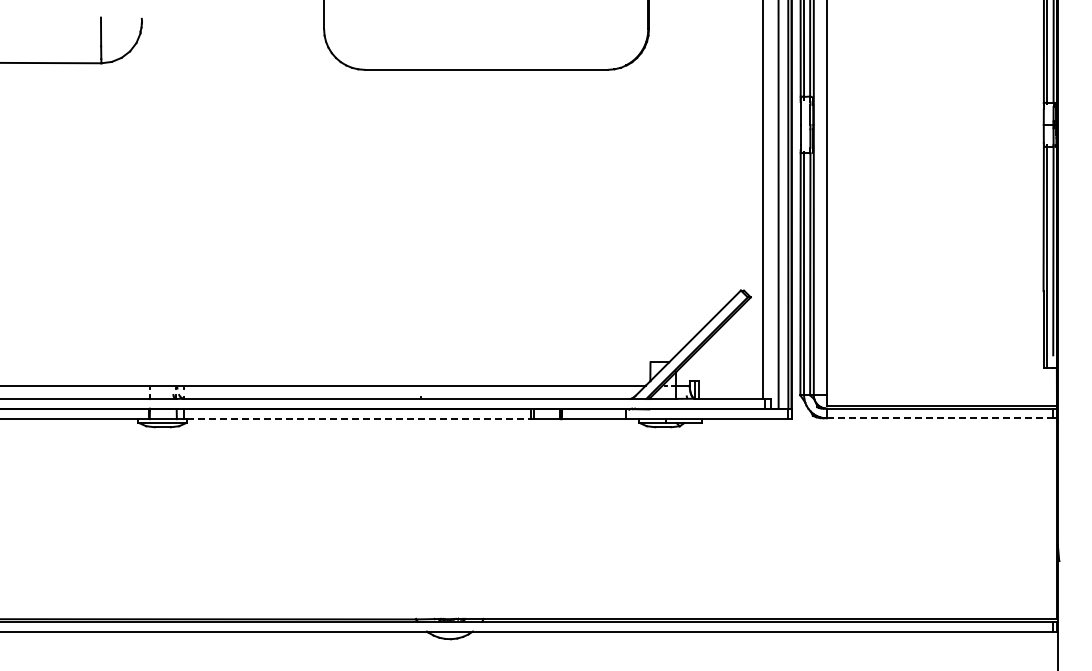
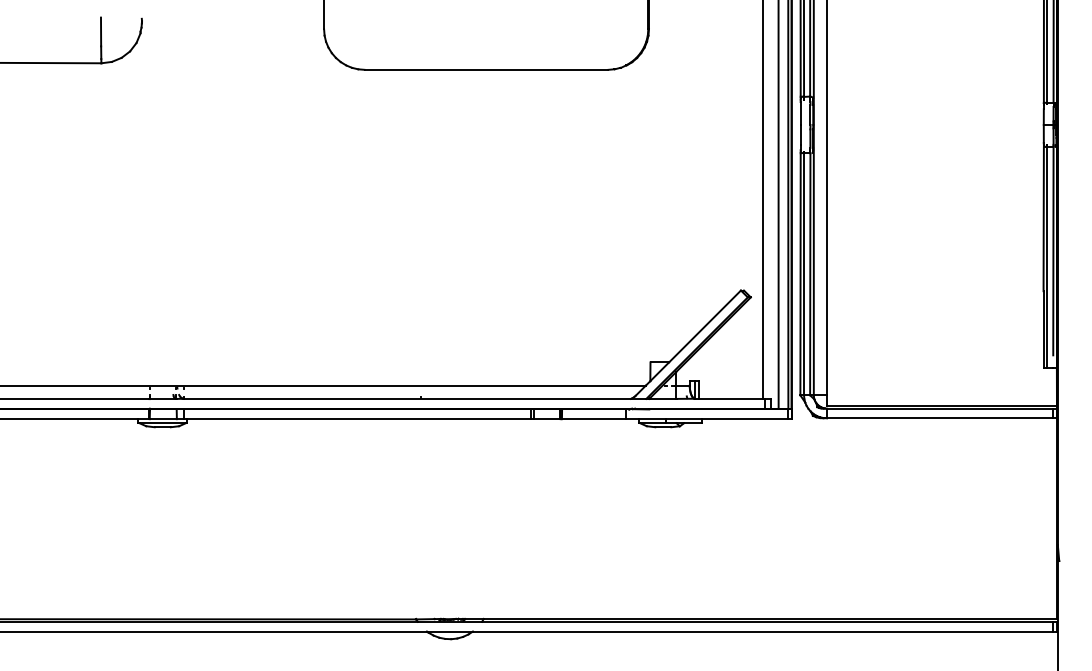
line: dashed -> solid (940, 418)
line: dashed -> solid (359, 419)
